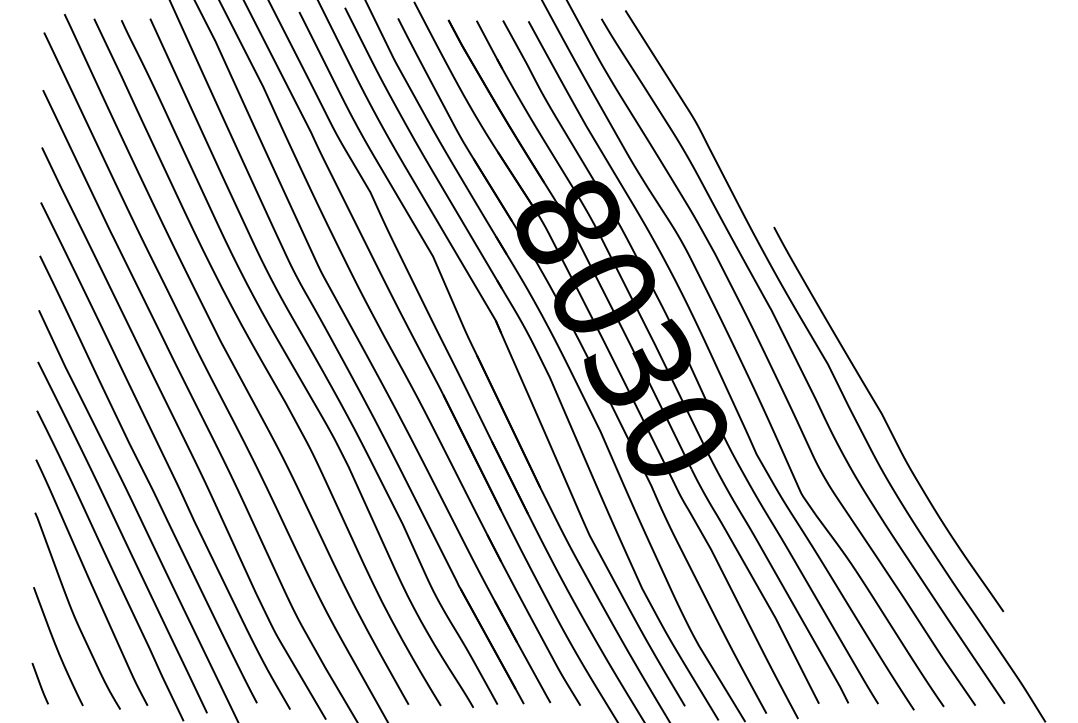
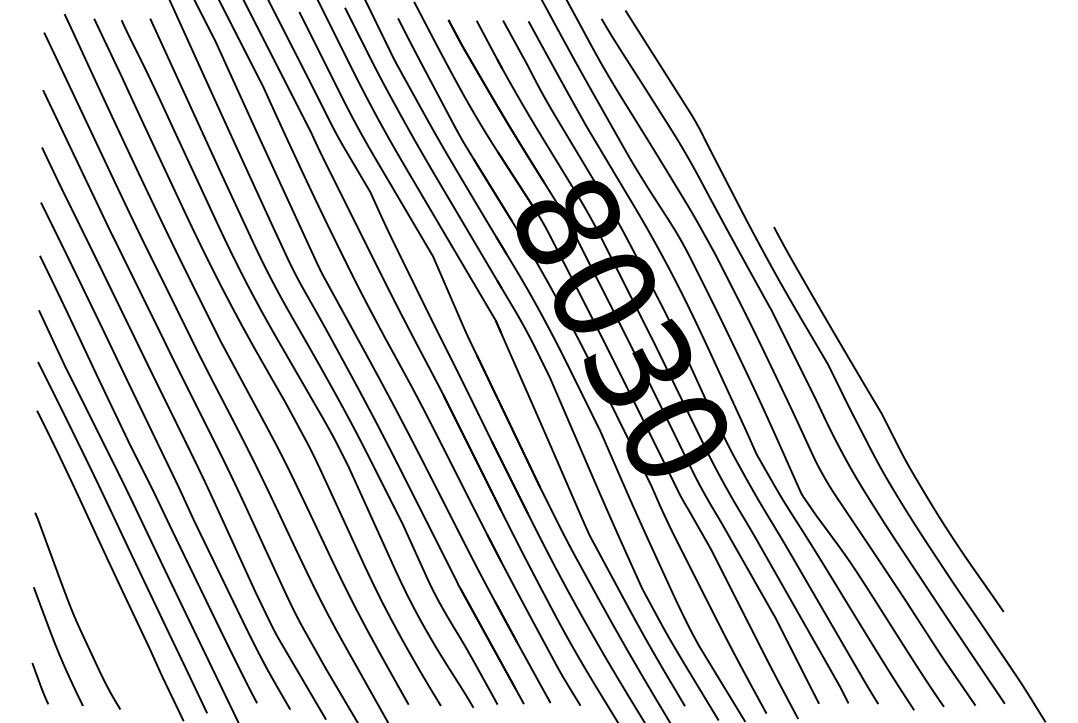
curve: present -> none (91, 582)
